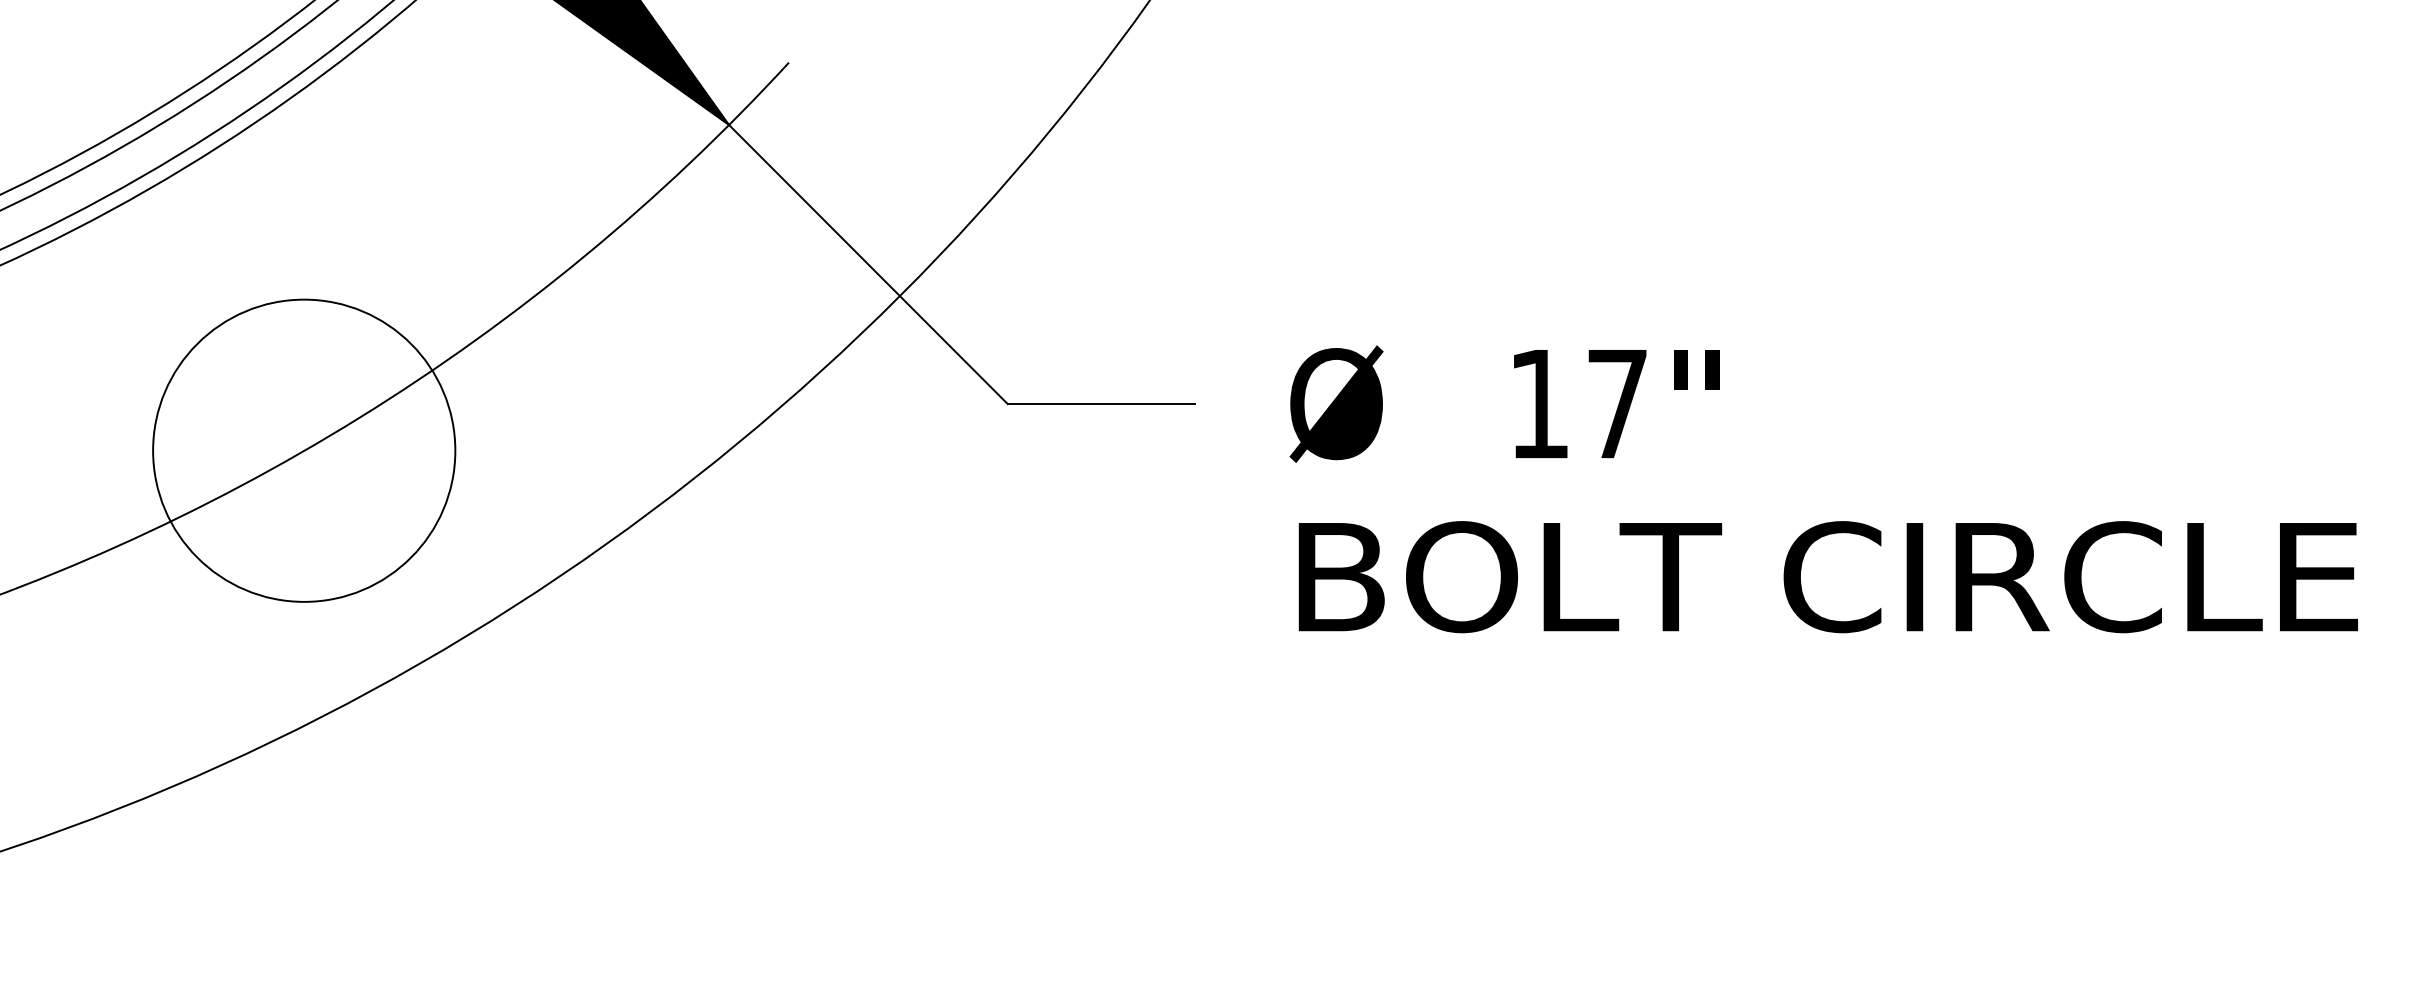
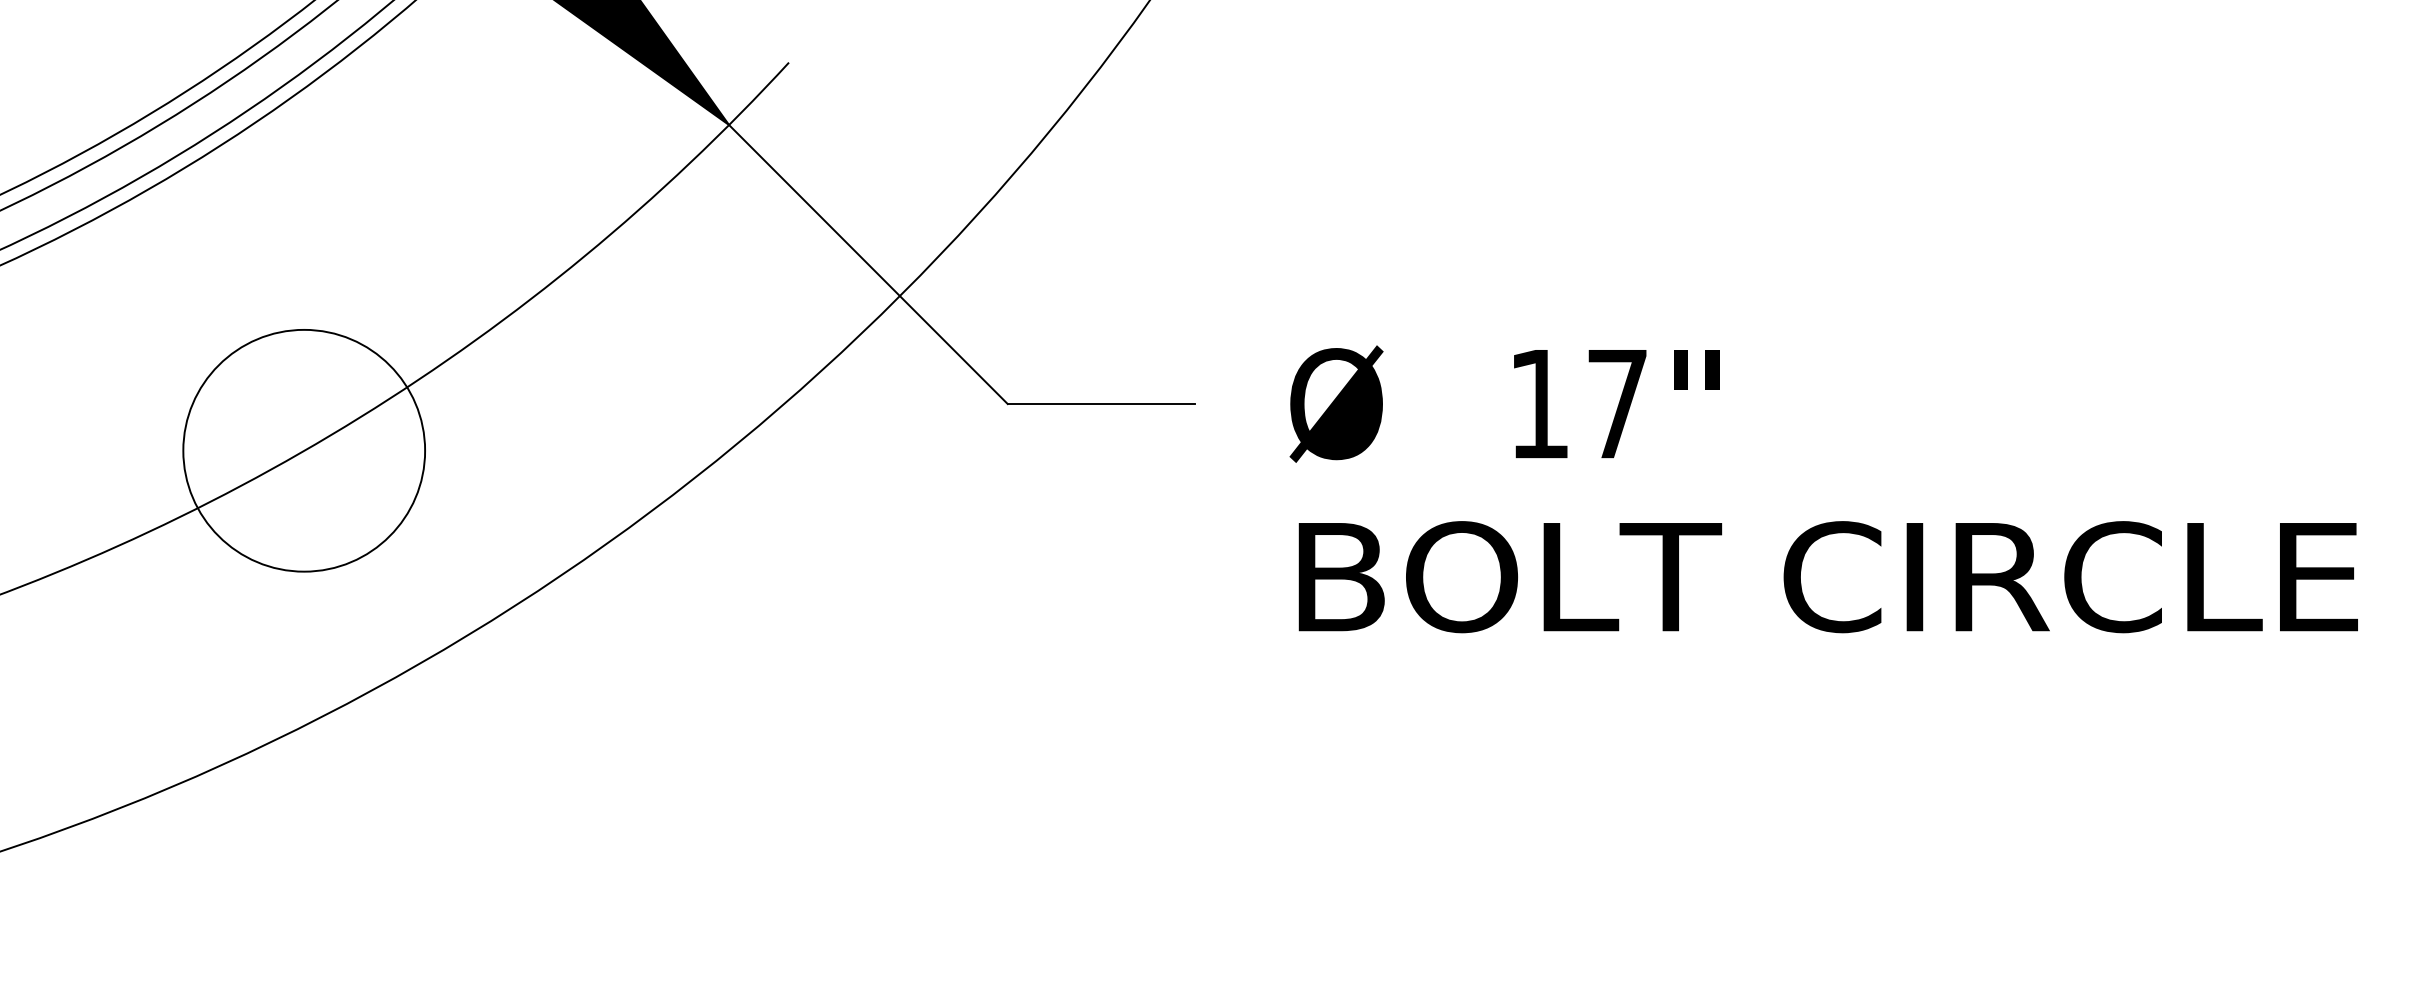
circle diameter: 302 px -> 242 px (304, 450)
